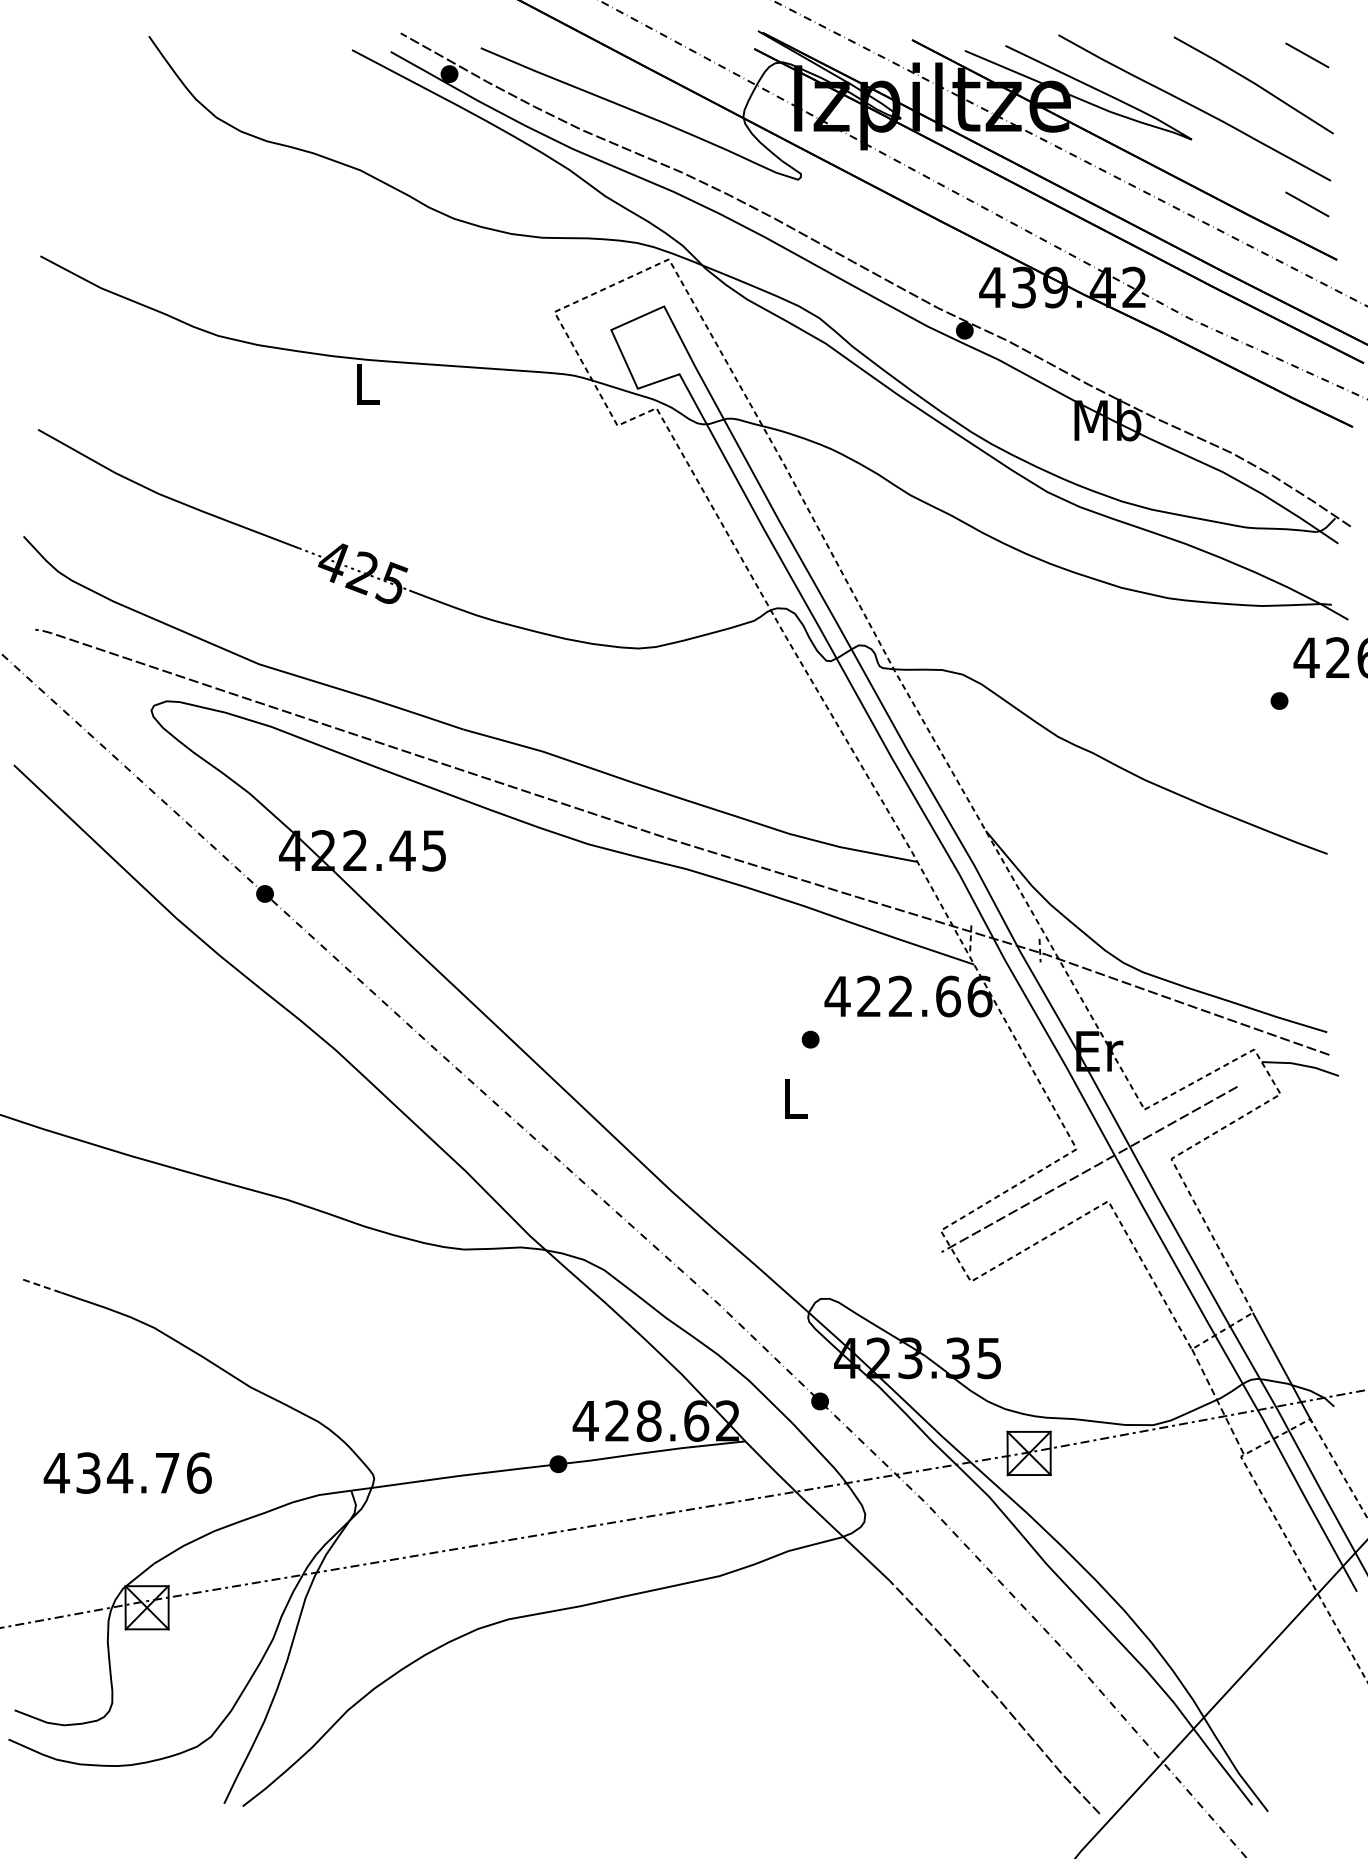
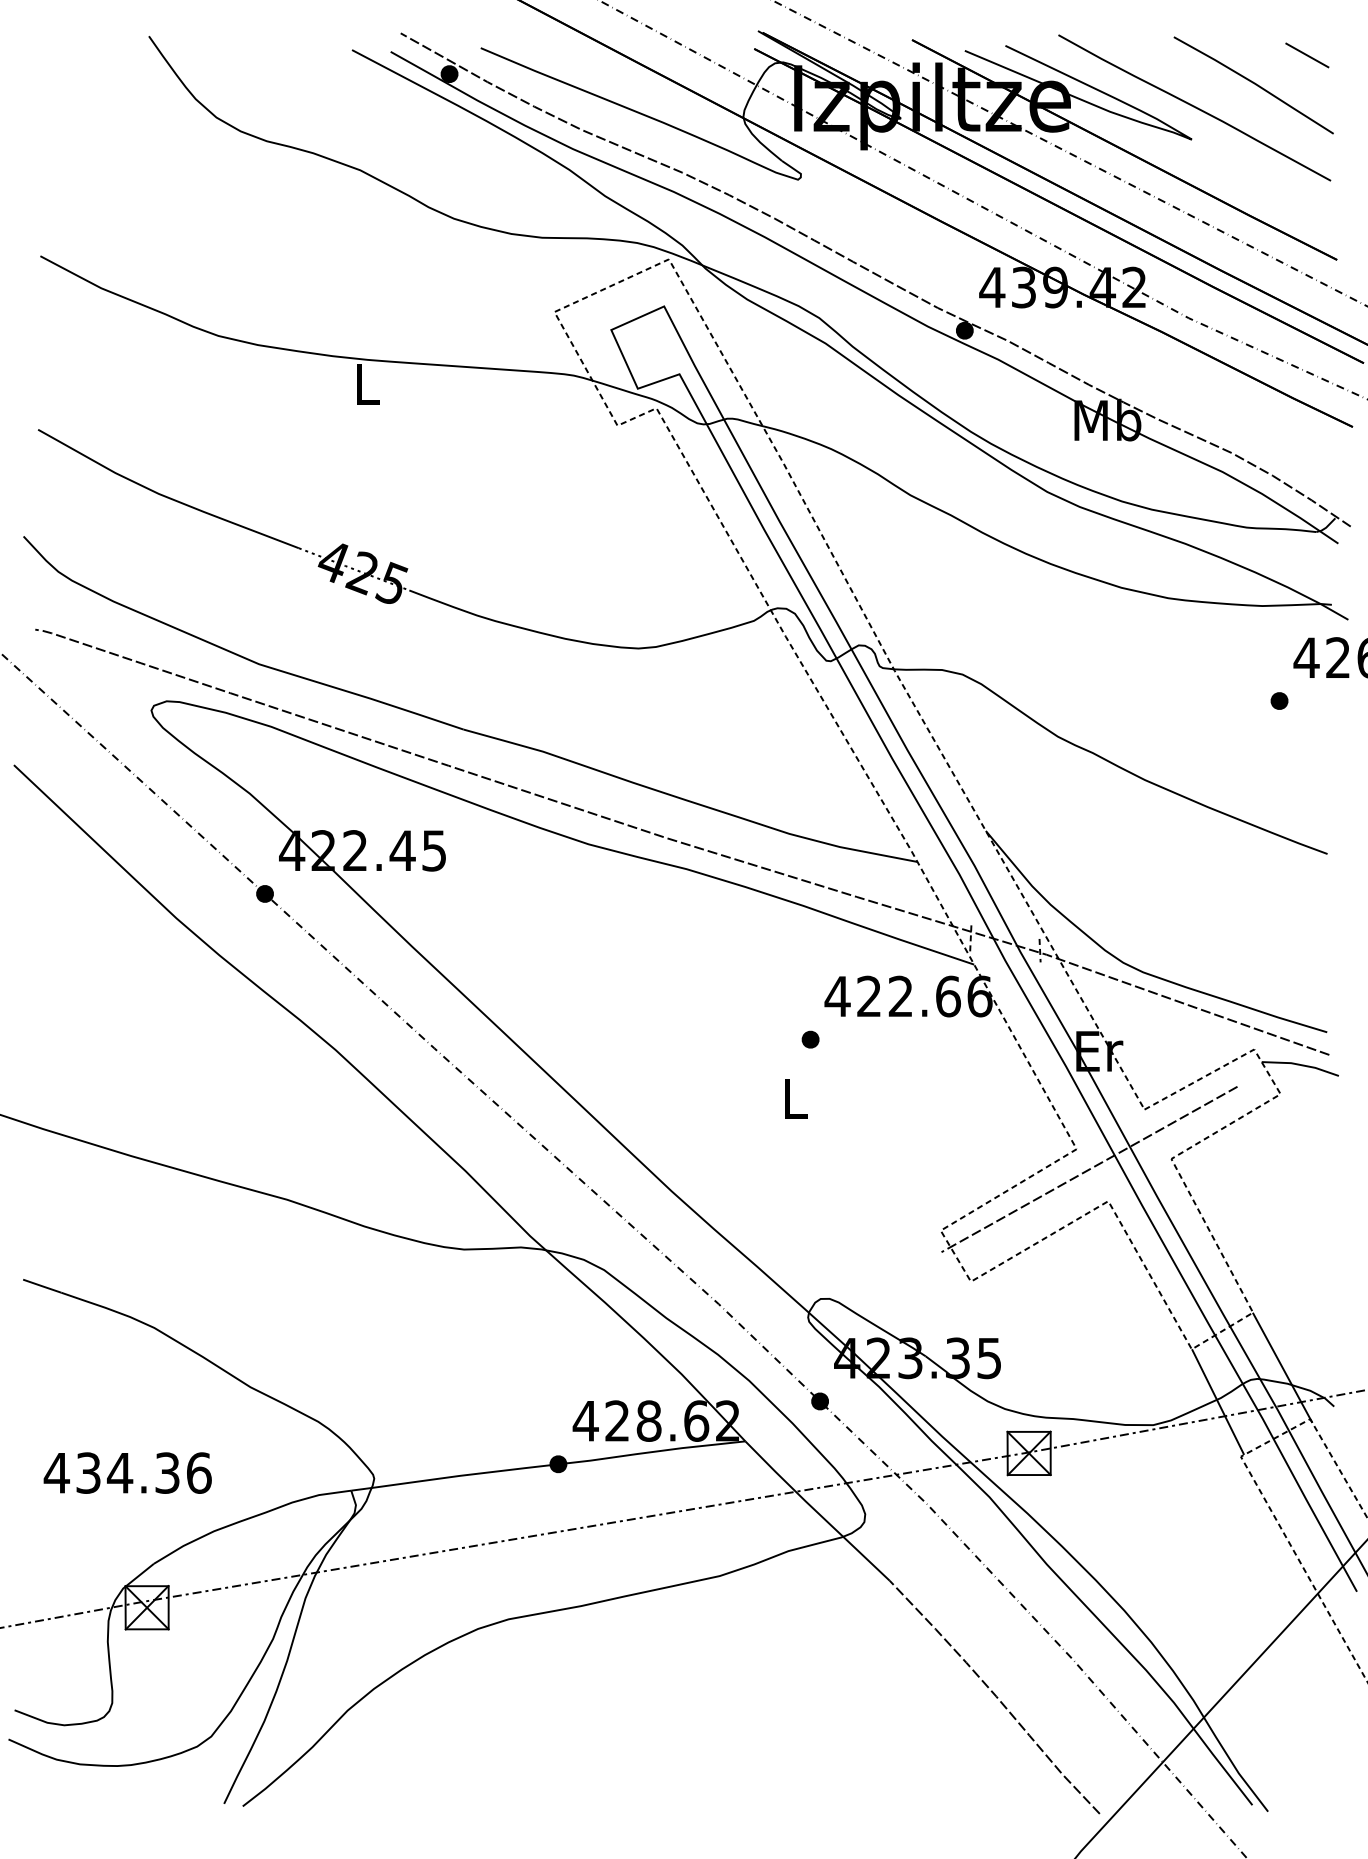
line: present -> none (1307, 204)
line: dashed -> solid (42, 1286)
line: dashed -> solid (1218, 1401)
text: 434.76 -> 434.36 (167, 1472)
